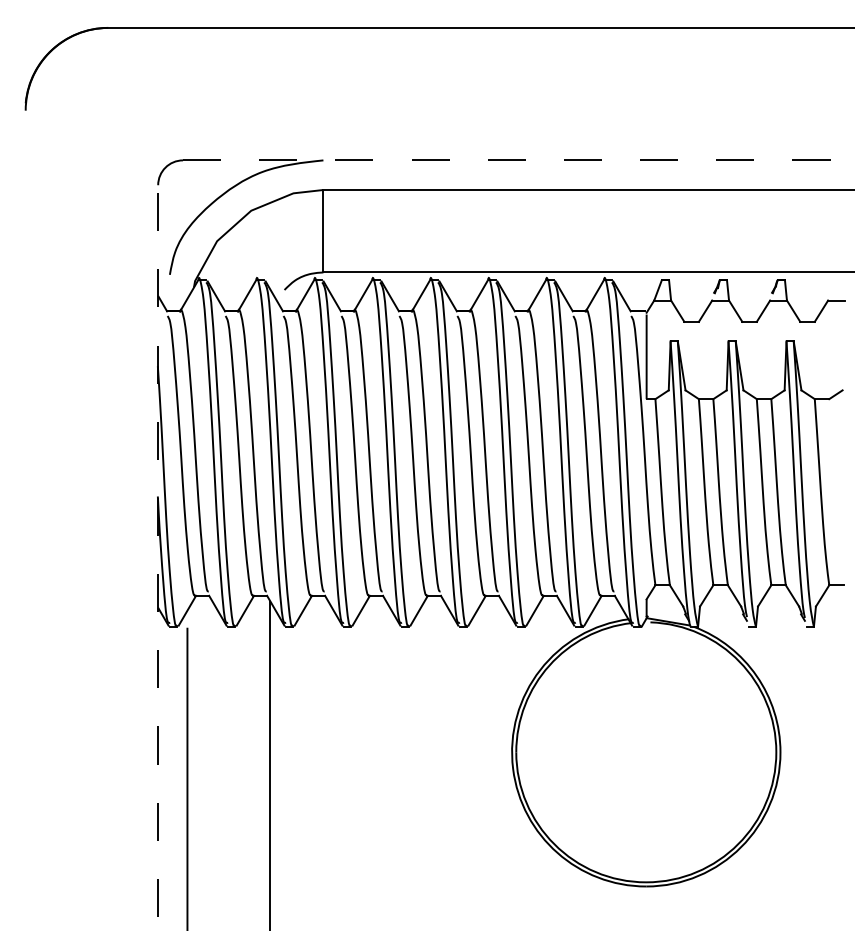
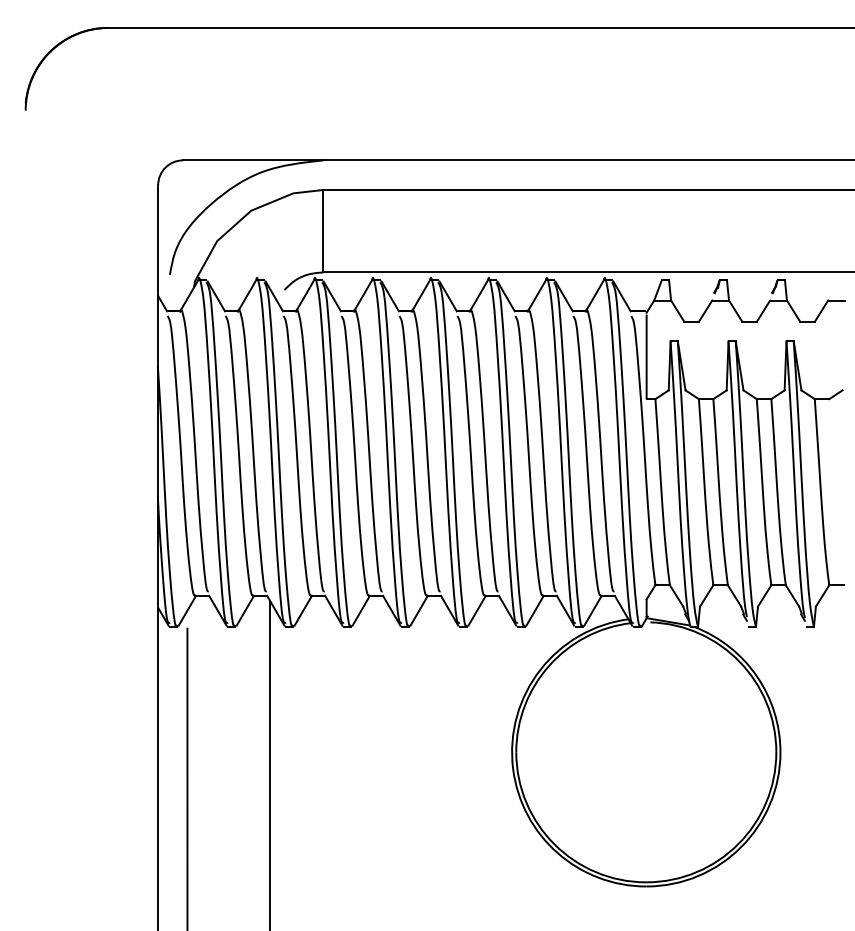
line: dashed -> solid (519, 160)
line: dashed -> solid (158, 558)
